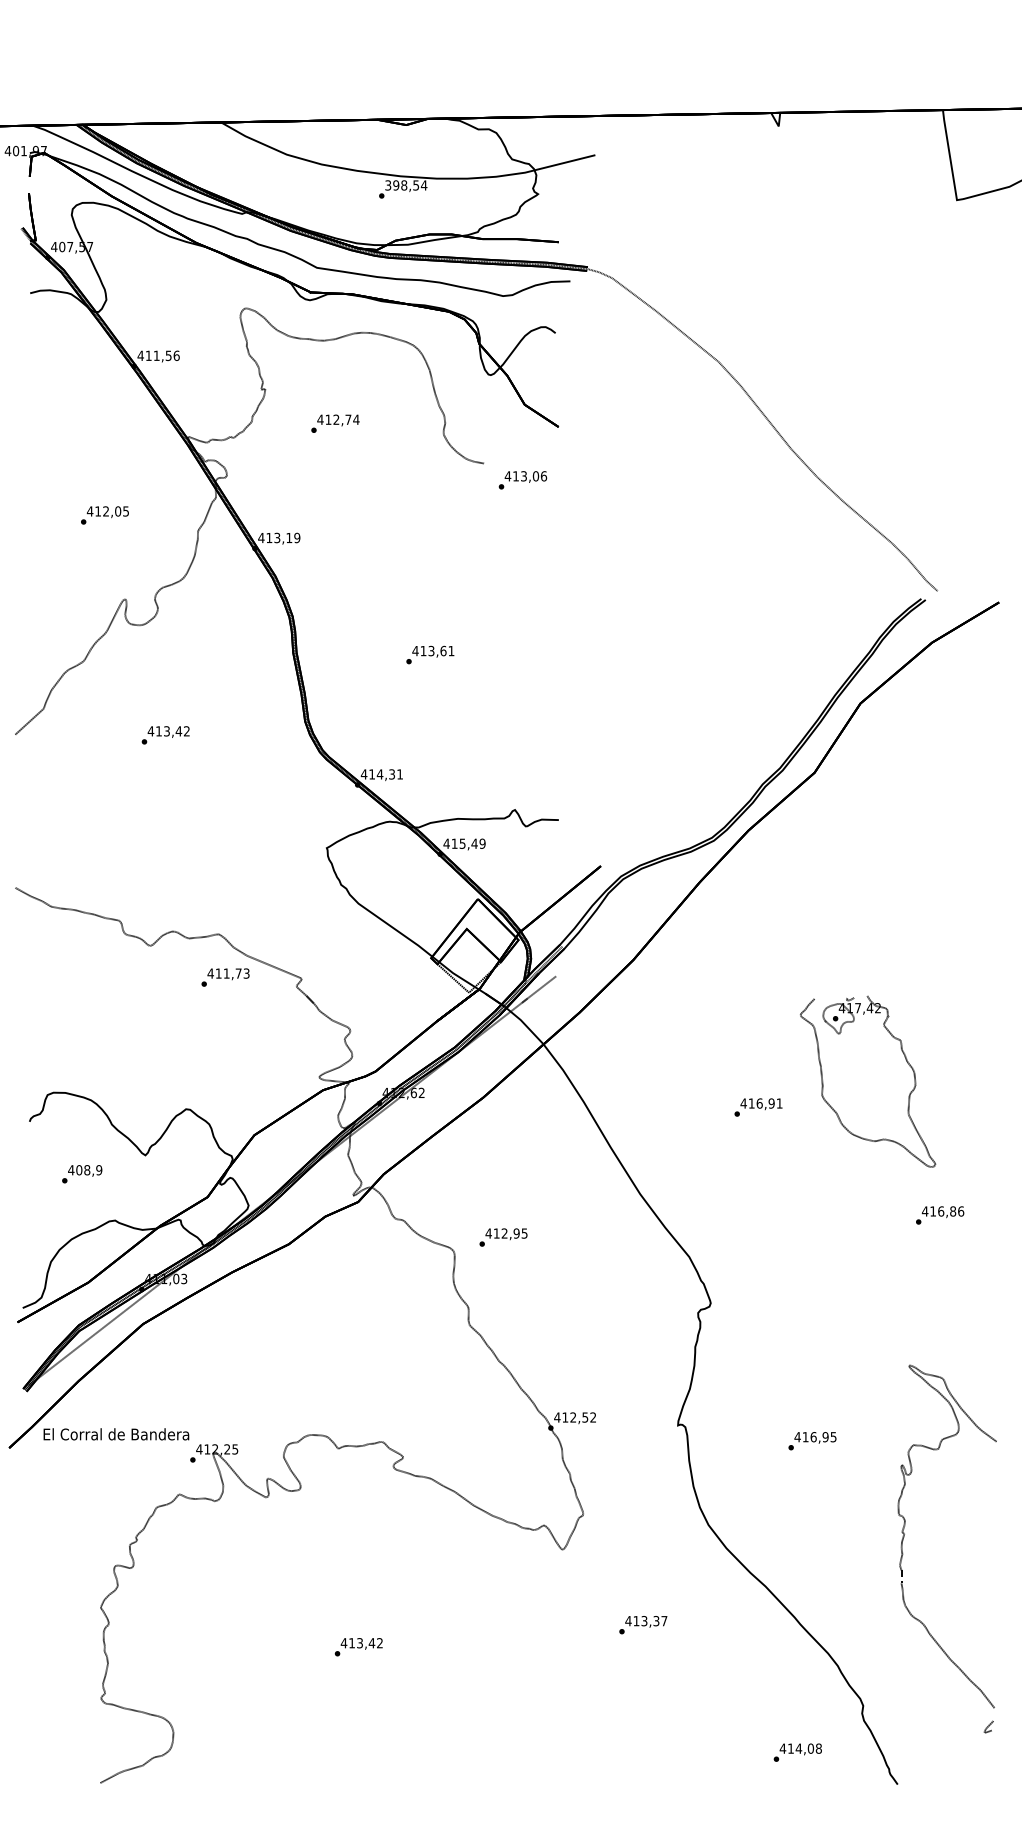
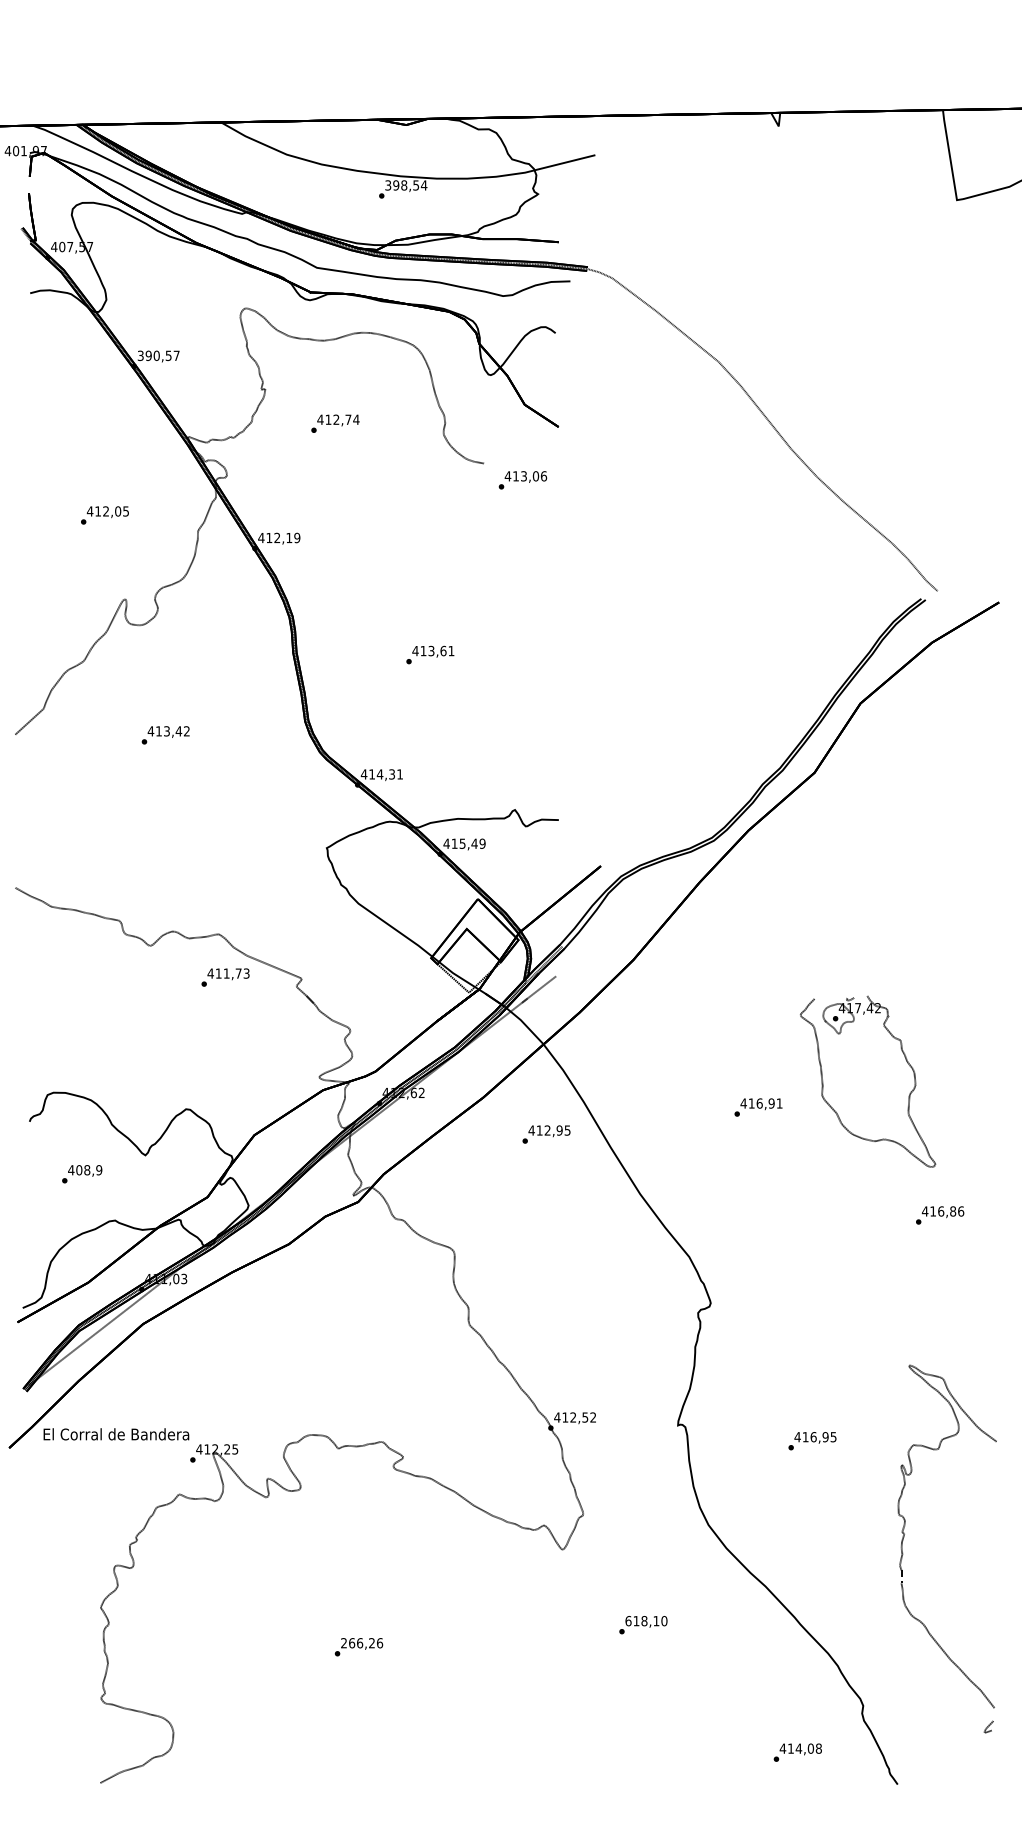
text: 411,56 -> 390,57 (158, 355)
text: 413,19 -> 412,19 (277, 538)
text position: (503, 1237) -> (546, 1134) (546, 1134)
text: 413,37 -> 618,10 (646, 1621)
text: 413,42 -> 266,26 (361, 1643)
